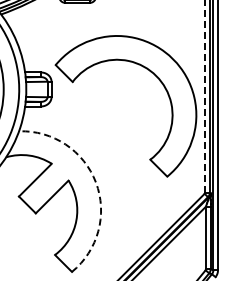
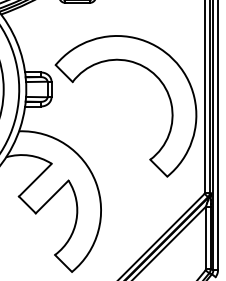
line: dashed -> solid (205, 96)
arc: dashed -> solid (96, 182)
